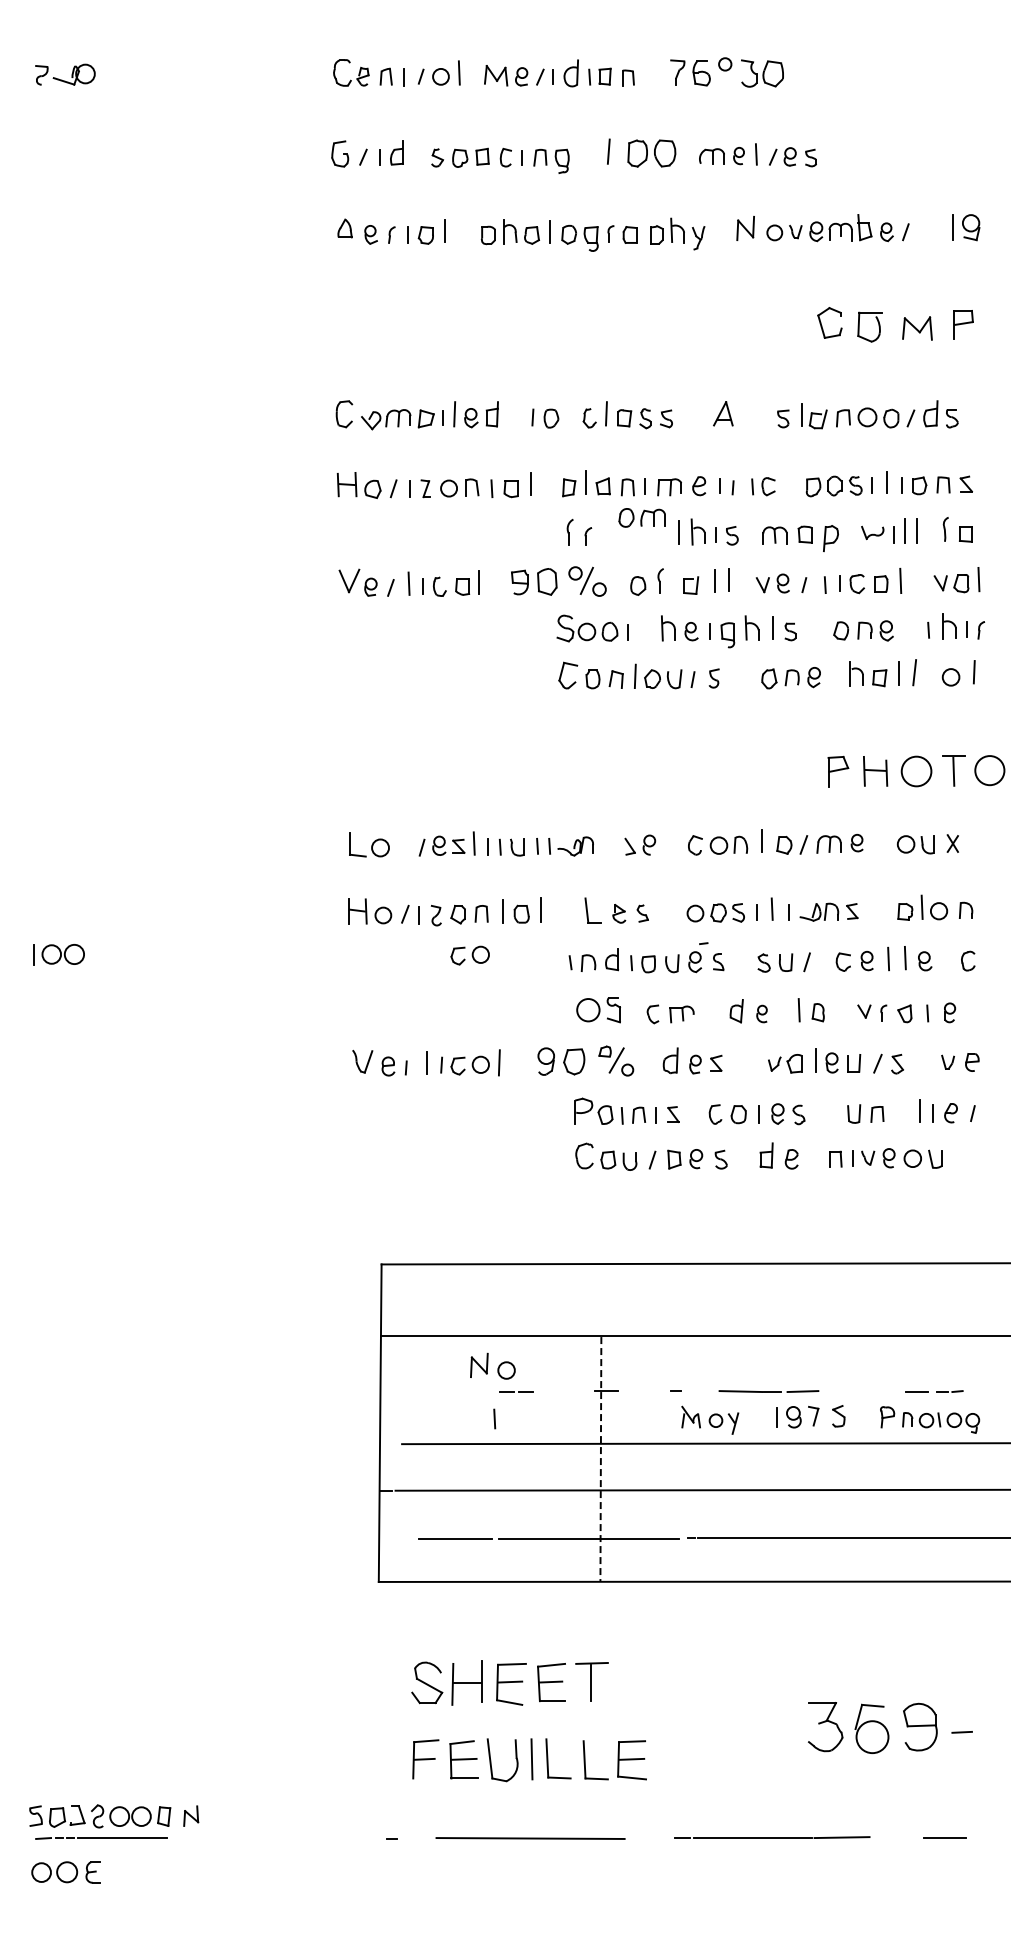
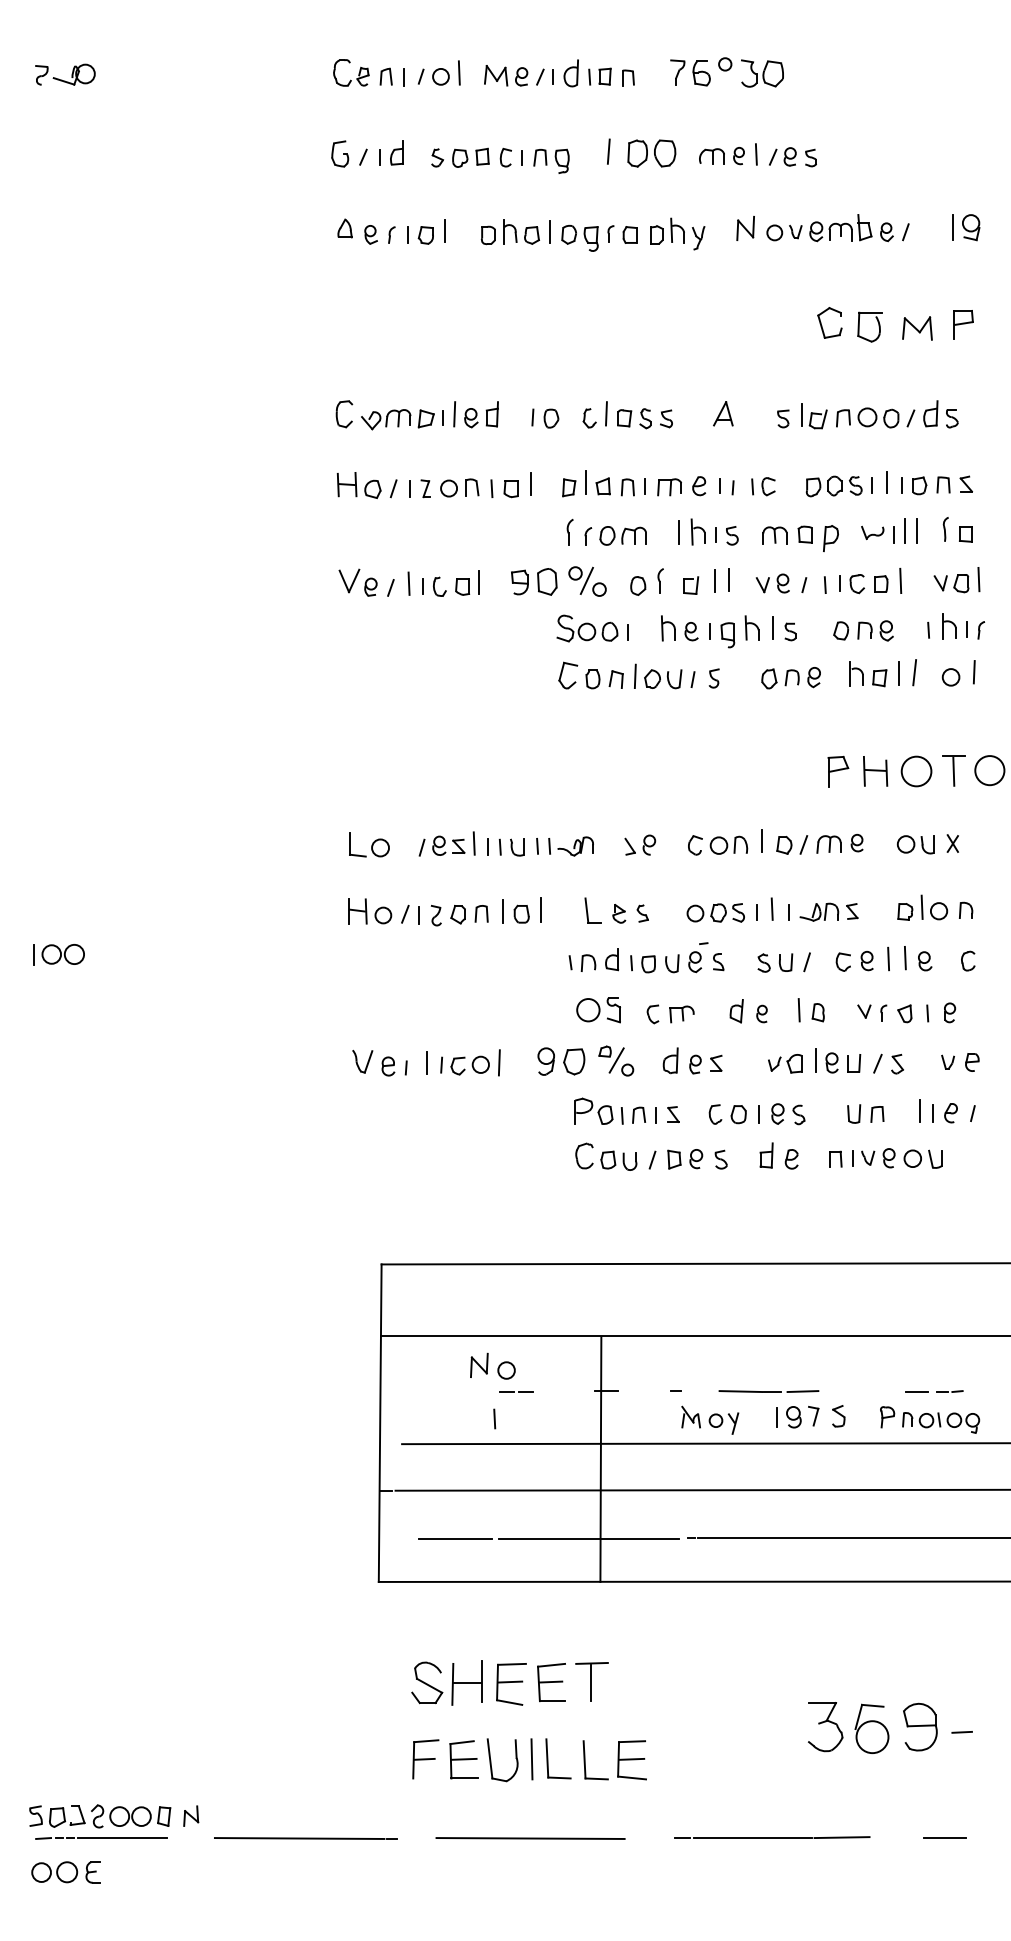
part position: (641, 517) -> (622, 535) (622, 535)
part: present -> none (469, 955)
line: dashed -> solid (600, 1460)
line: none -> present (299, 1838)
